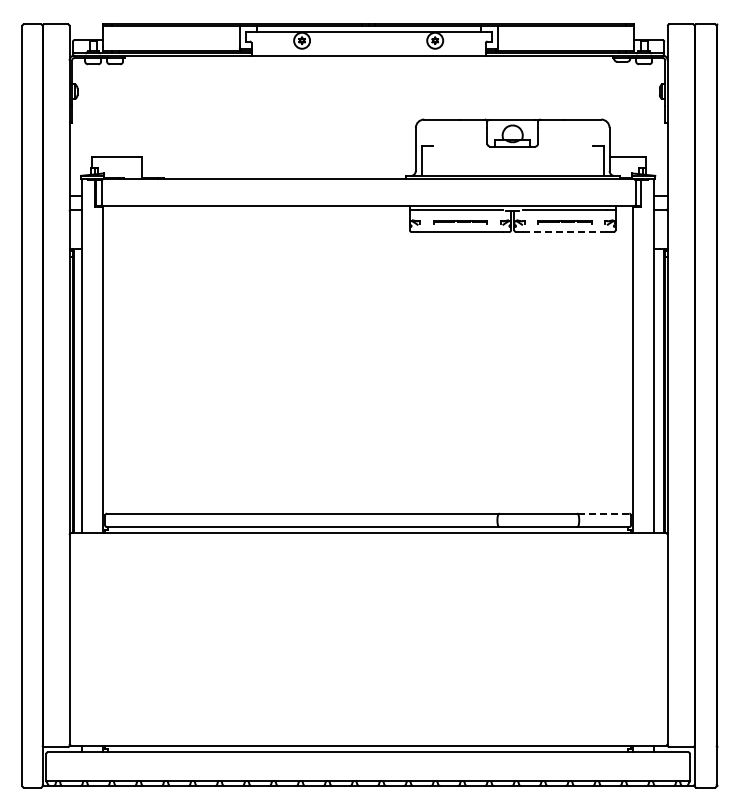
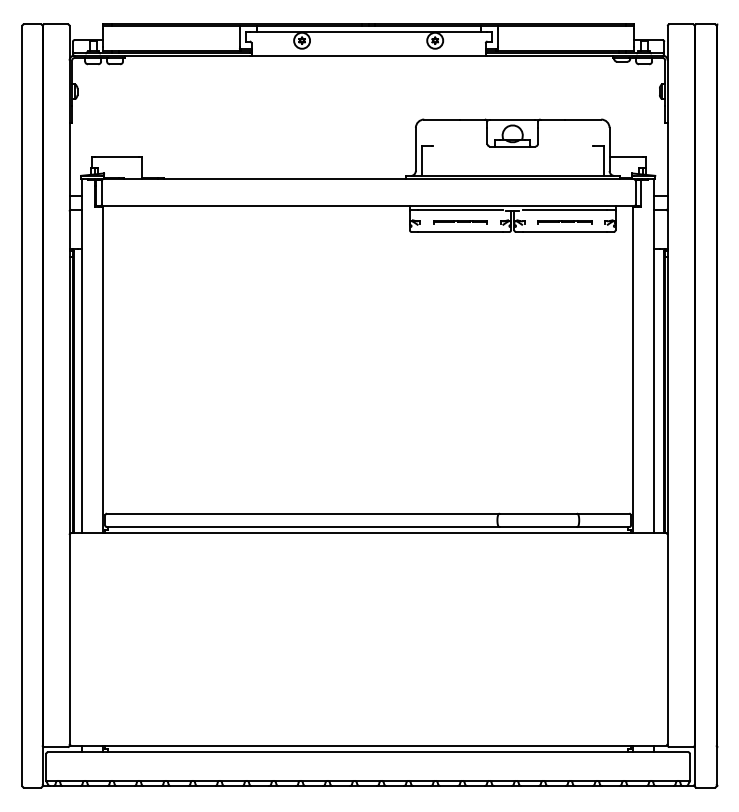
line: dashed -> solid (564, 232)
line: dashed -> solid (602, 513)
